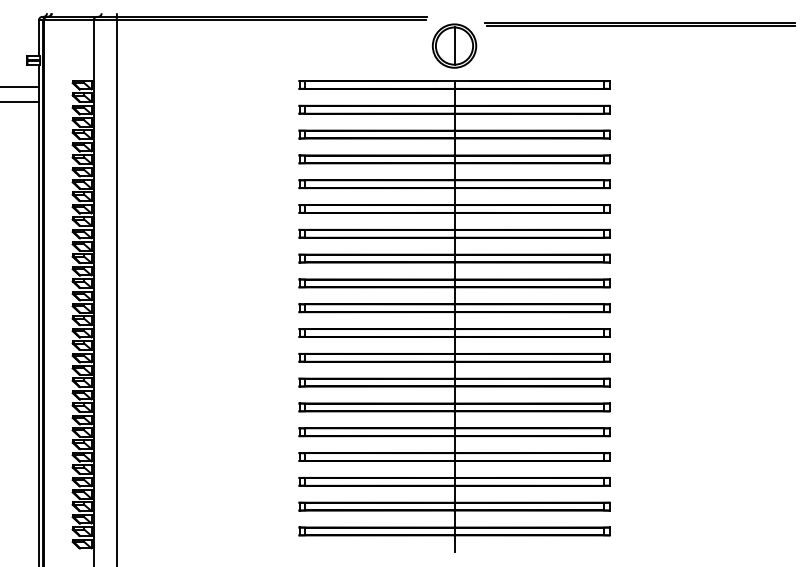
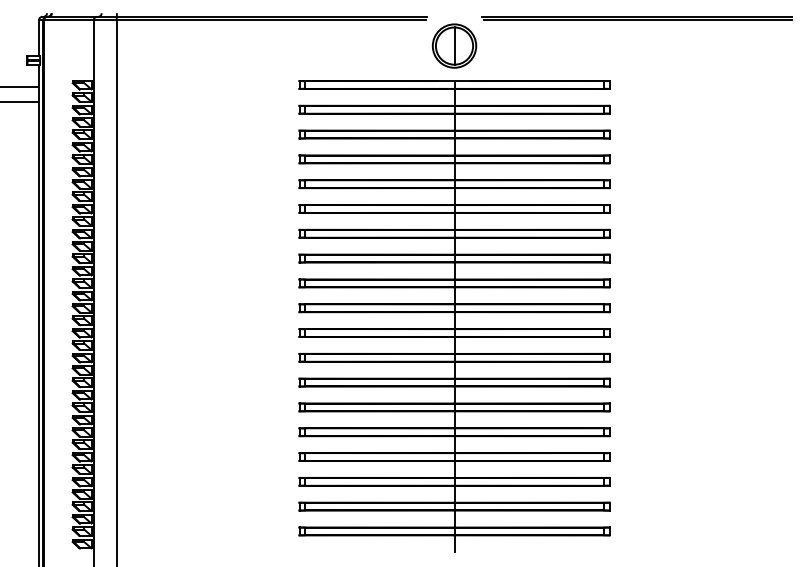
line position: (639, 23) -> (636, 17) (636, 17)
